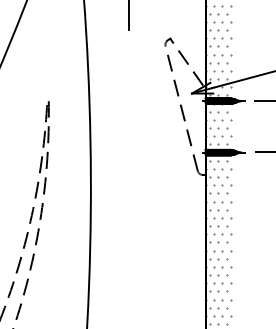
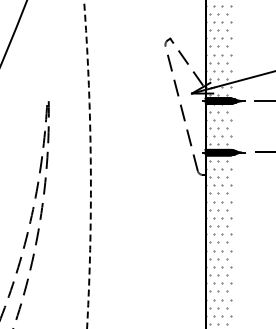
line: present -> none (128, 16)
arc: solid -> dashed (90, 164)
